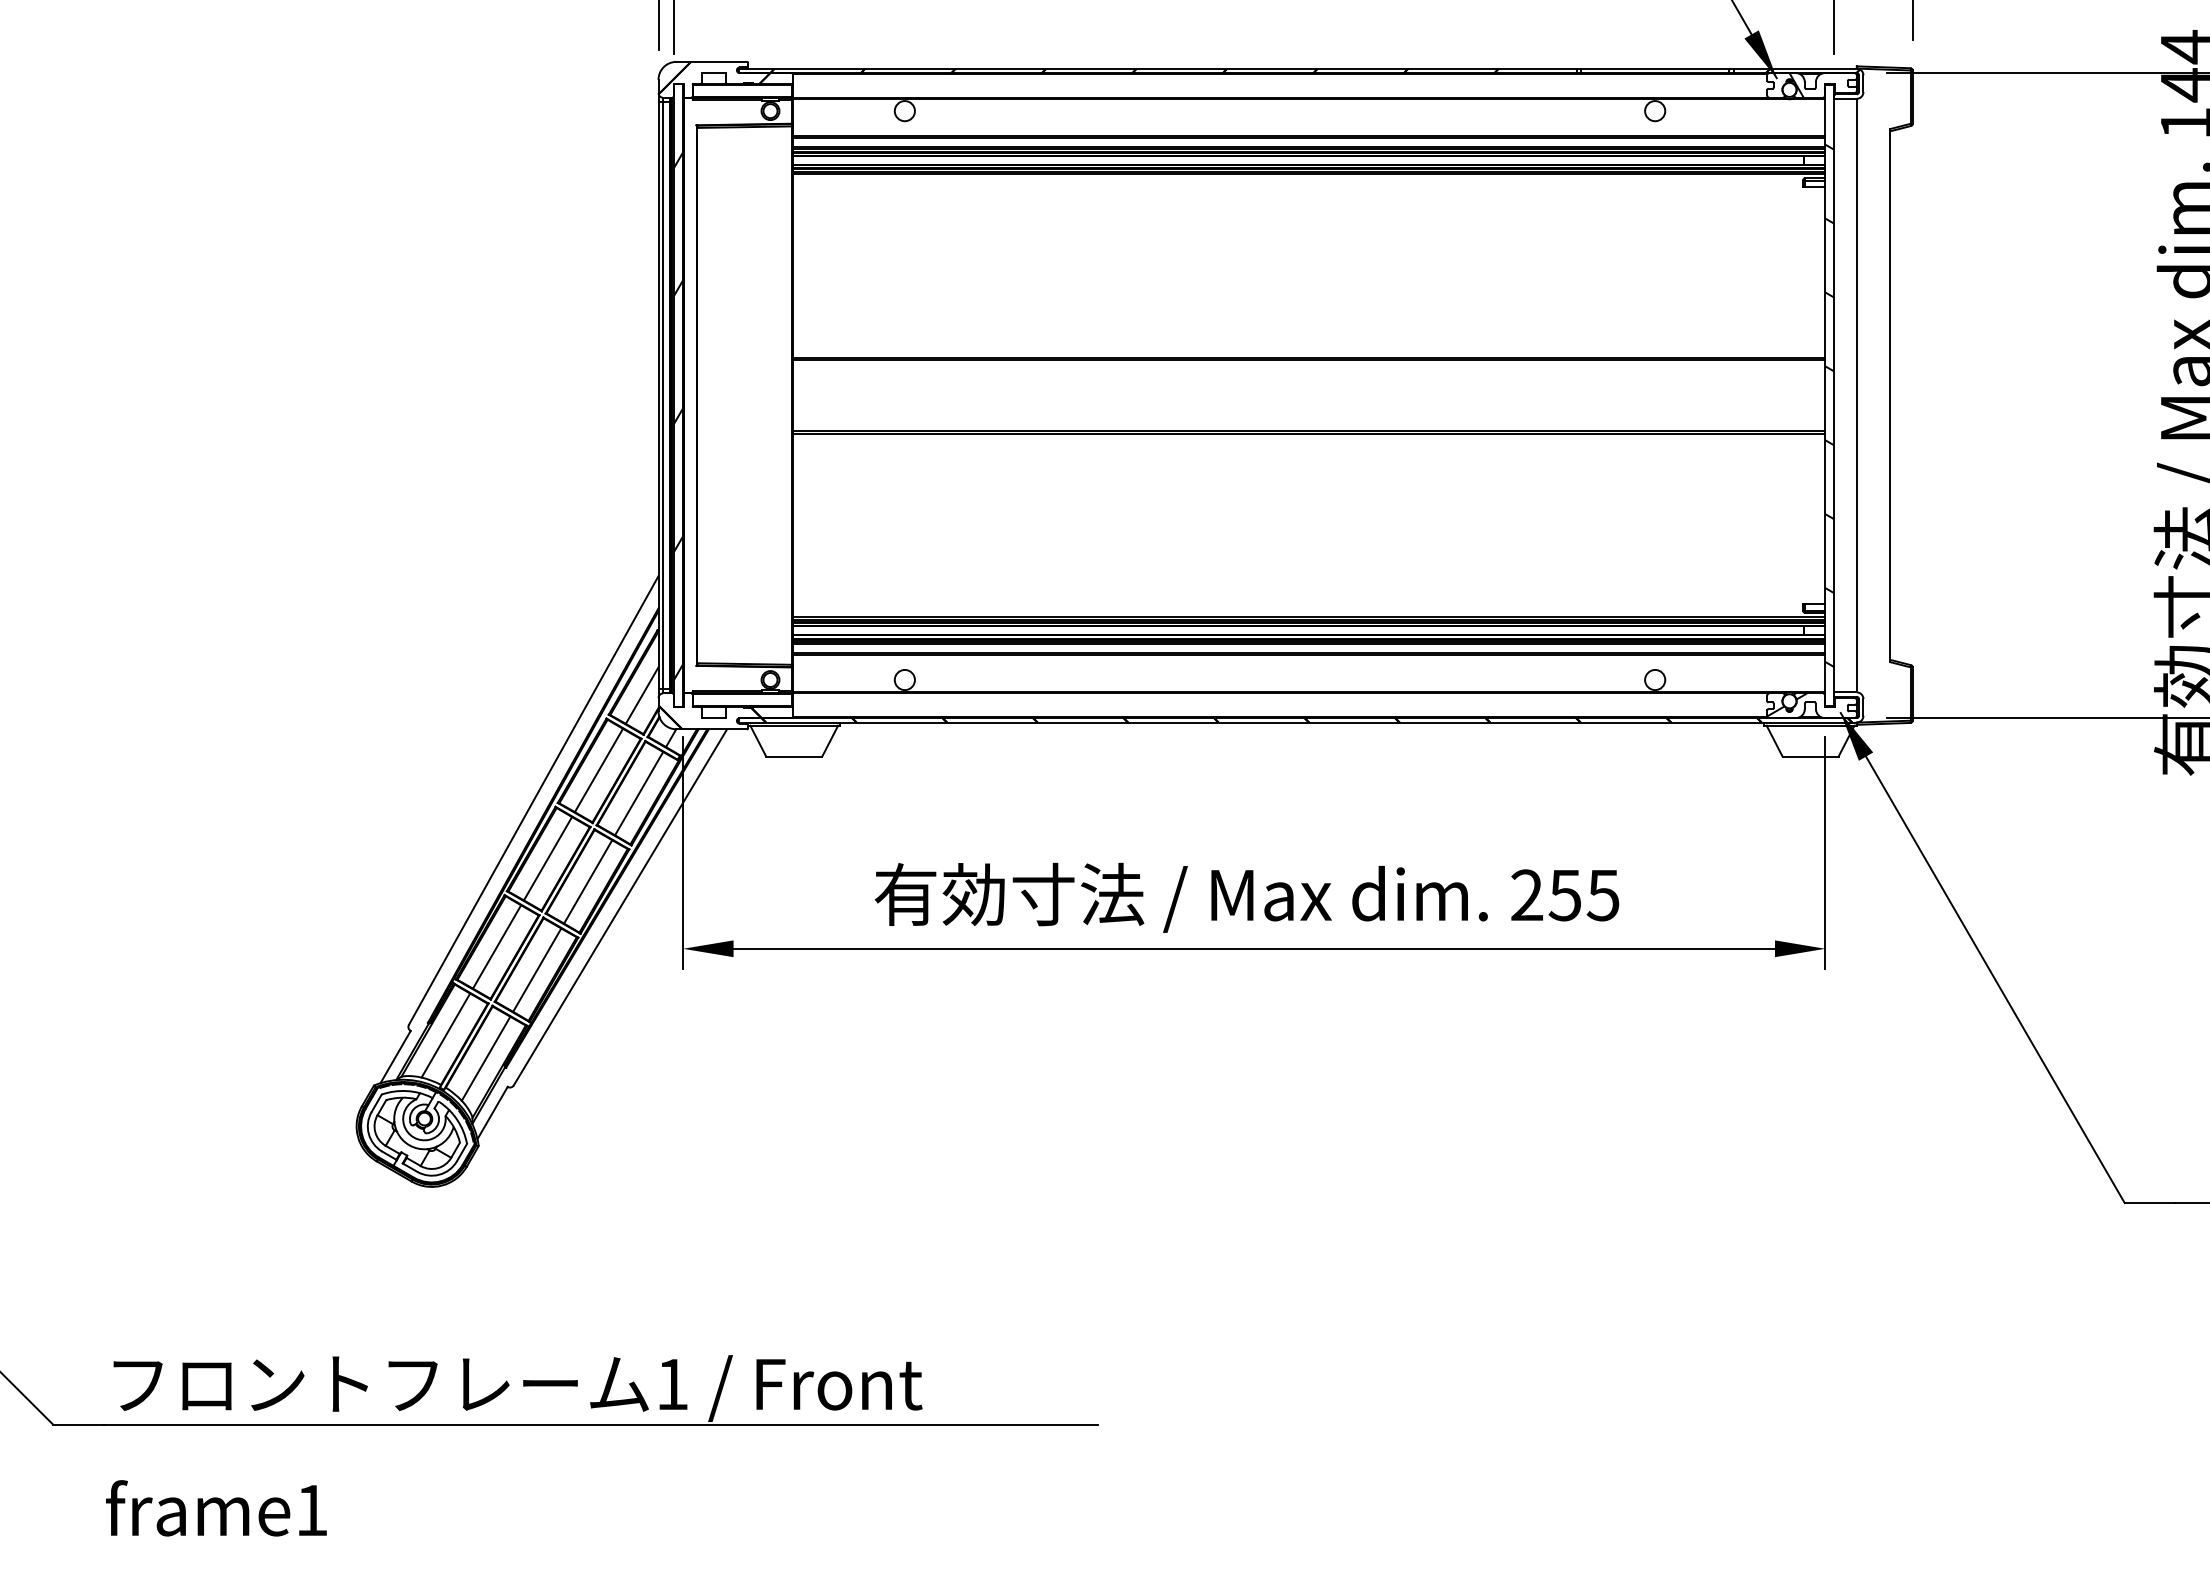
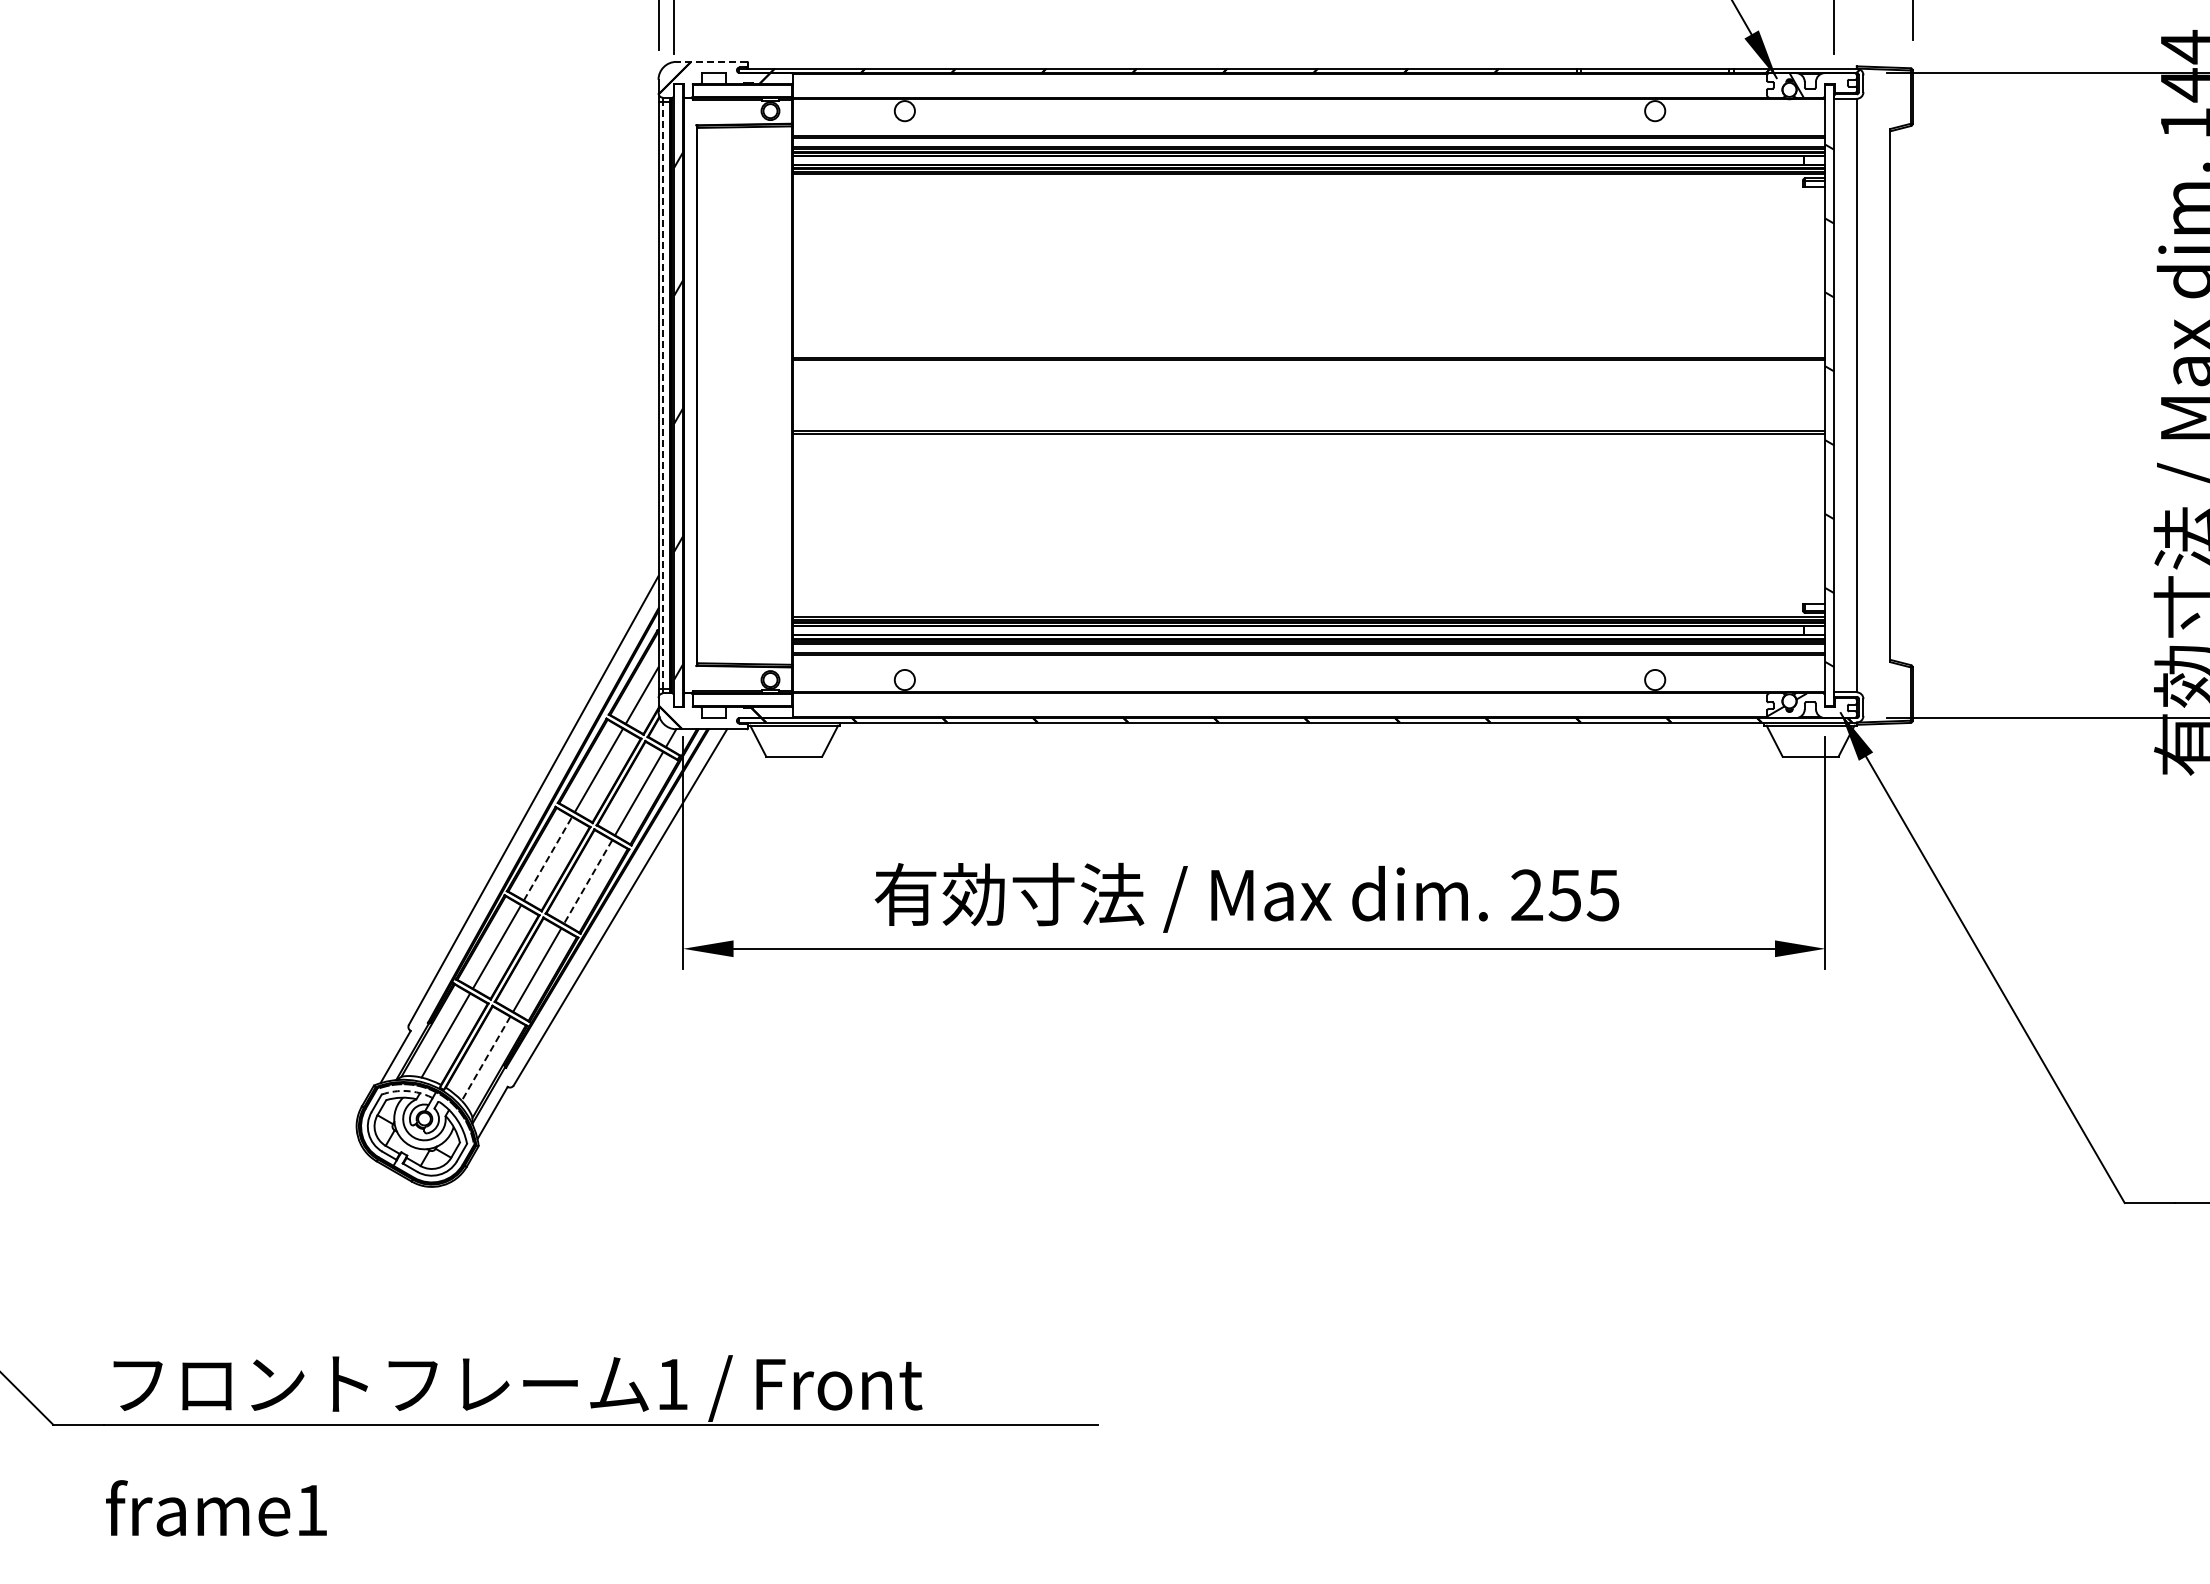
line: solid -> dashed (711, 61)
line: solid -> dashed (663, 395)
line: solid -> dashed (548, 858)
line: solid -> dashed (587, 882)
line: solid -> dashed (486, 1058)
arc: solid -> dashed (406, 1091)
